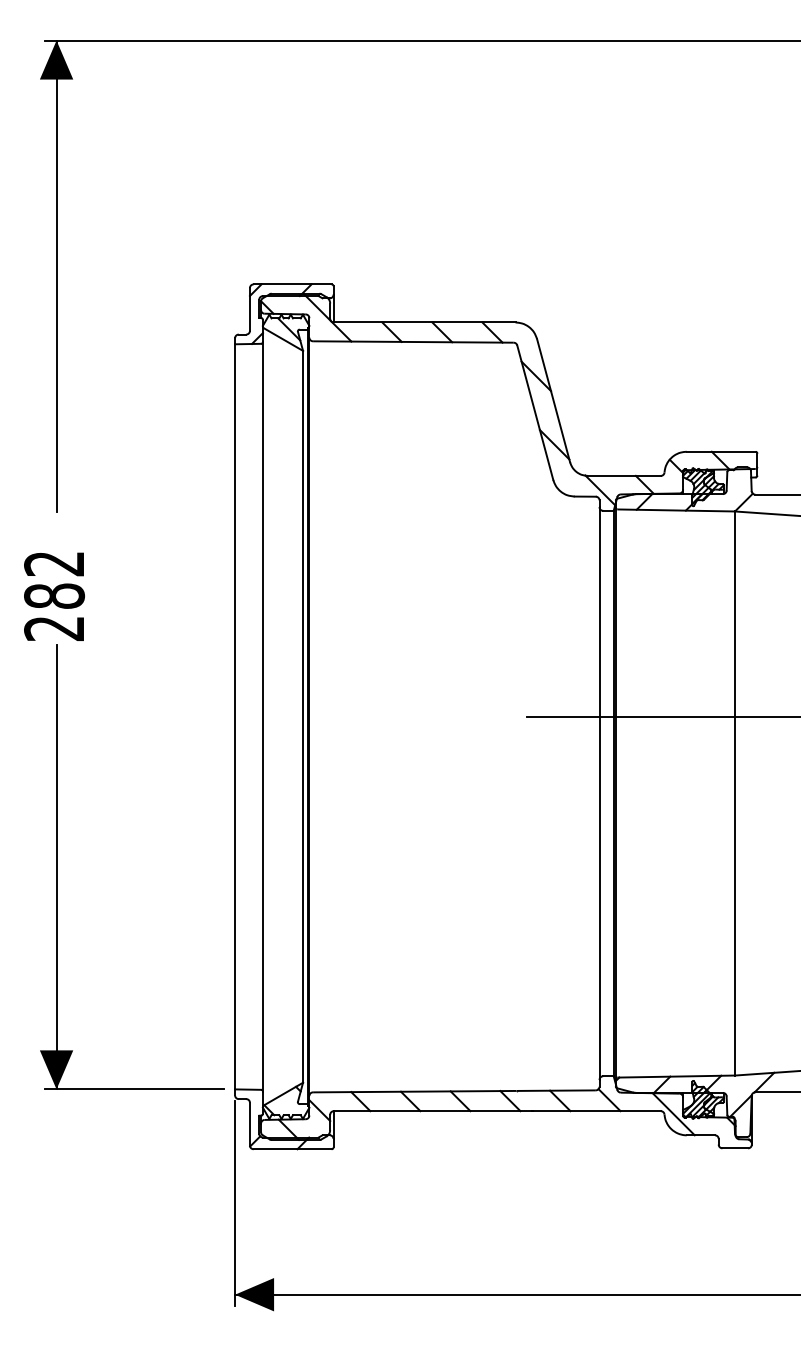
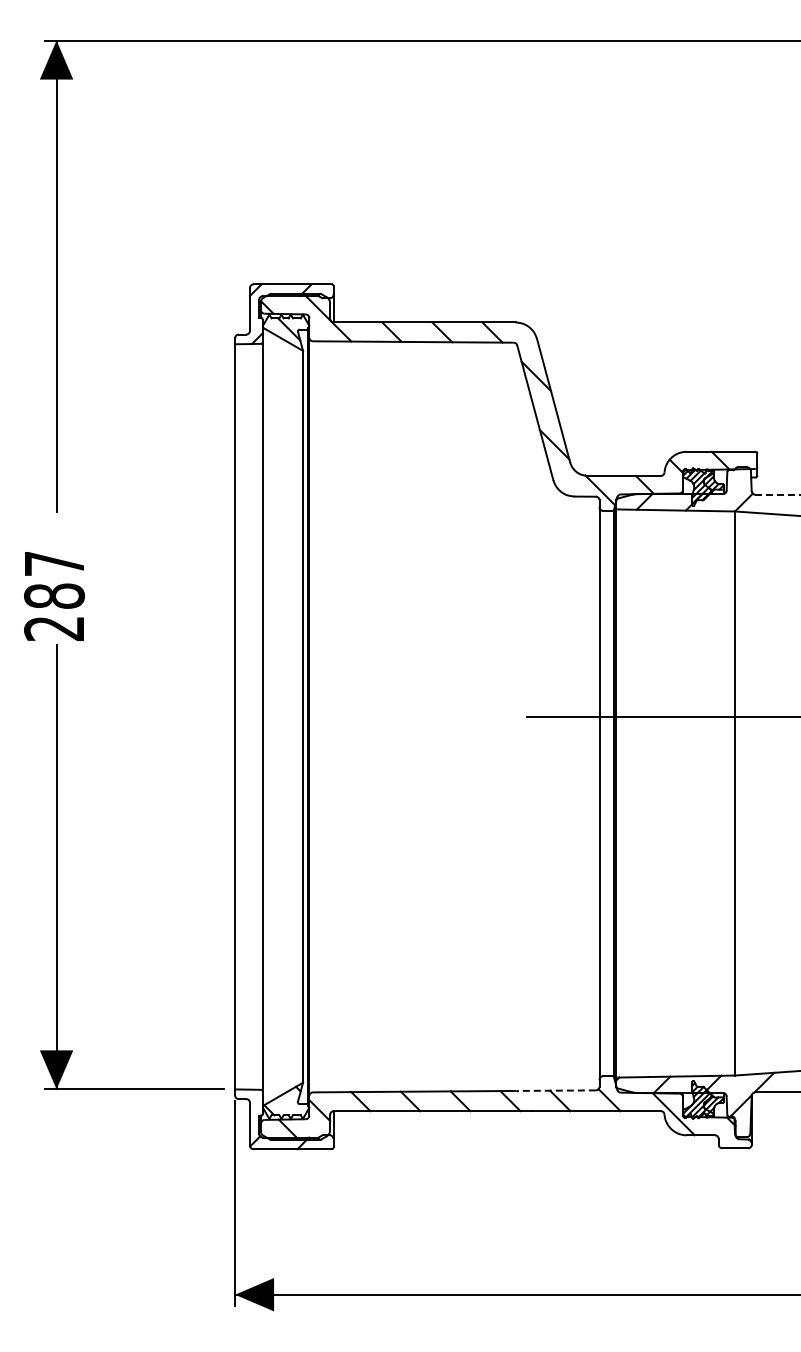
line: solid -> dashed (778, 494)
text: 282 -> 287 (53, 564)
line: solid -> dashed (555, 1090)
